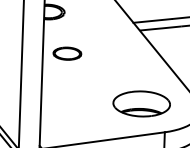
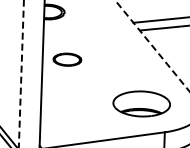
line: solid -> dashed (152, 45)
part position: (67, 53) -> (67, 59) (67, 59)
line: solid -> dashed (21, 73)
